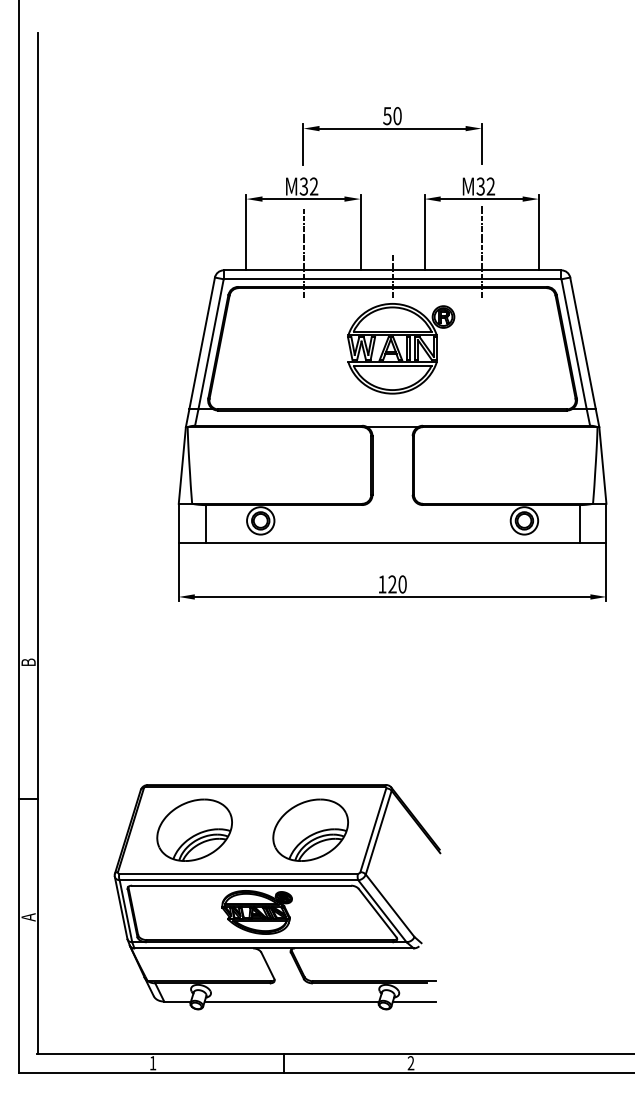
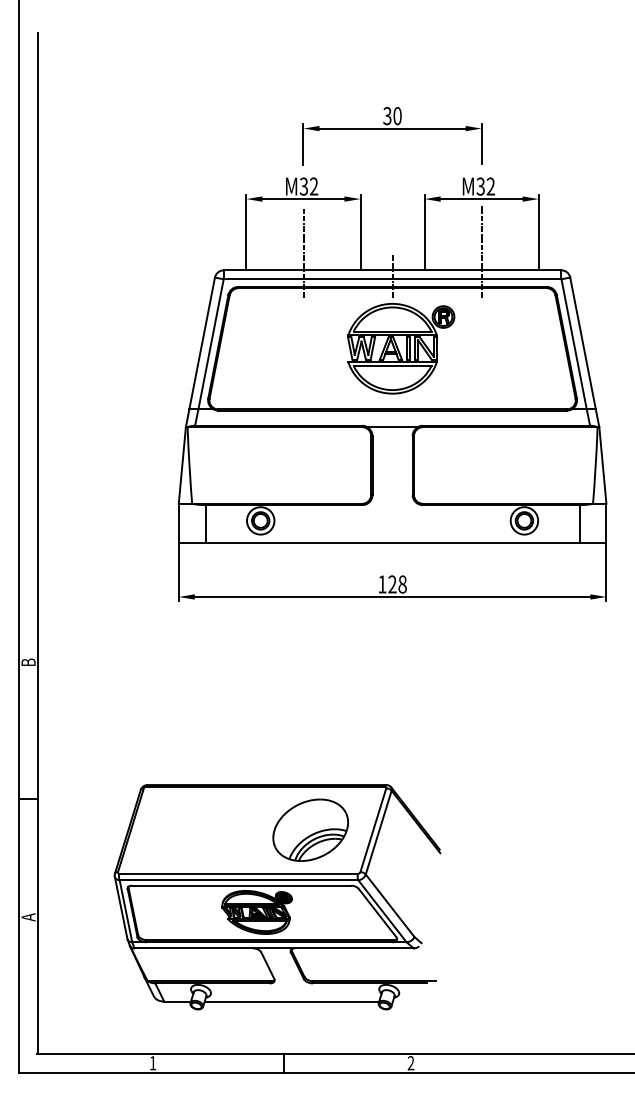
text: 50 -> 30 (387, 115)
text: 120 -> 128 (402, 584)
part: present -> none (194, 829)
line: present -> none (414, 1001)
